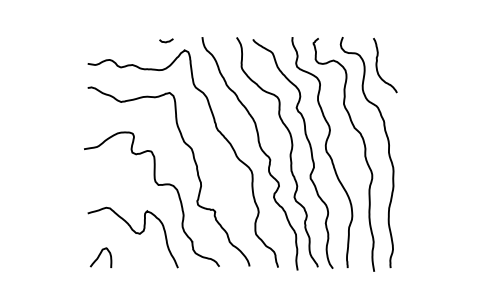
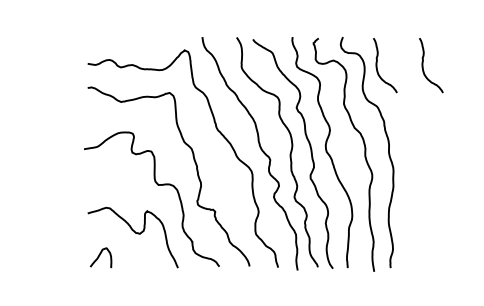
curve: present -> none (167, 40)
curve: none -> present (423, 65)
